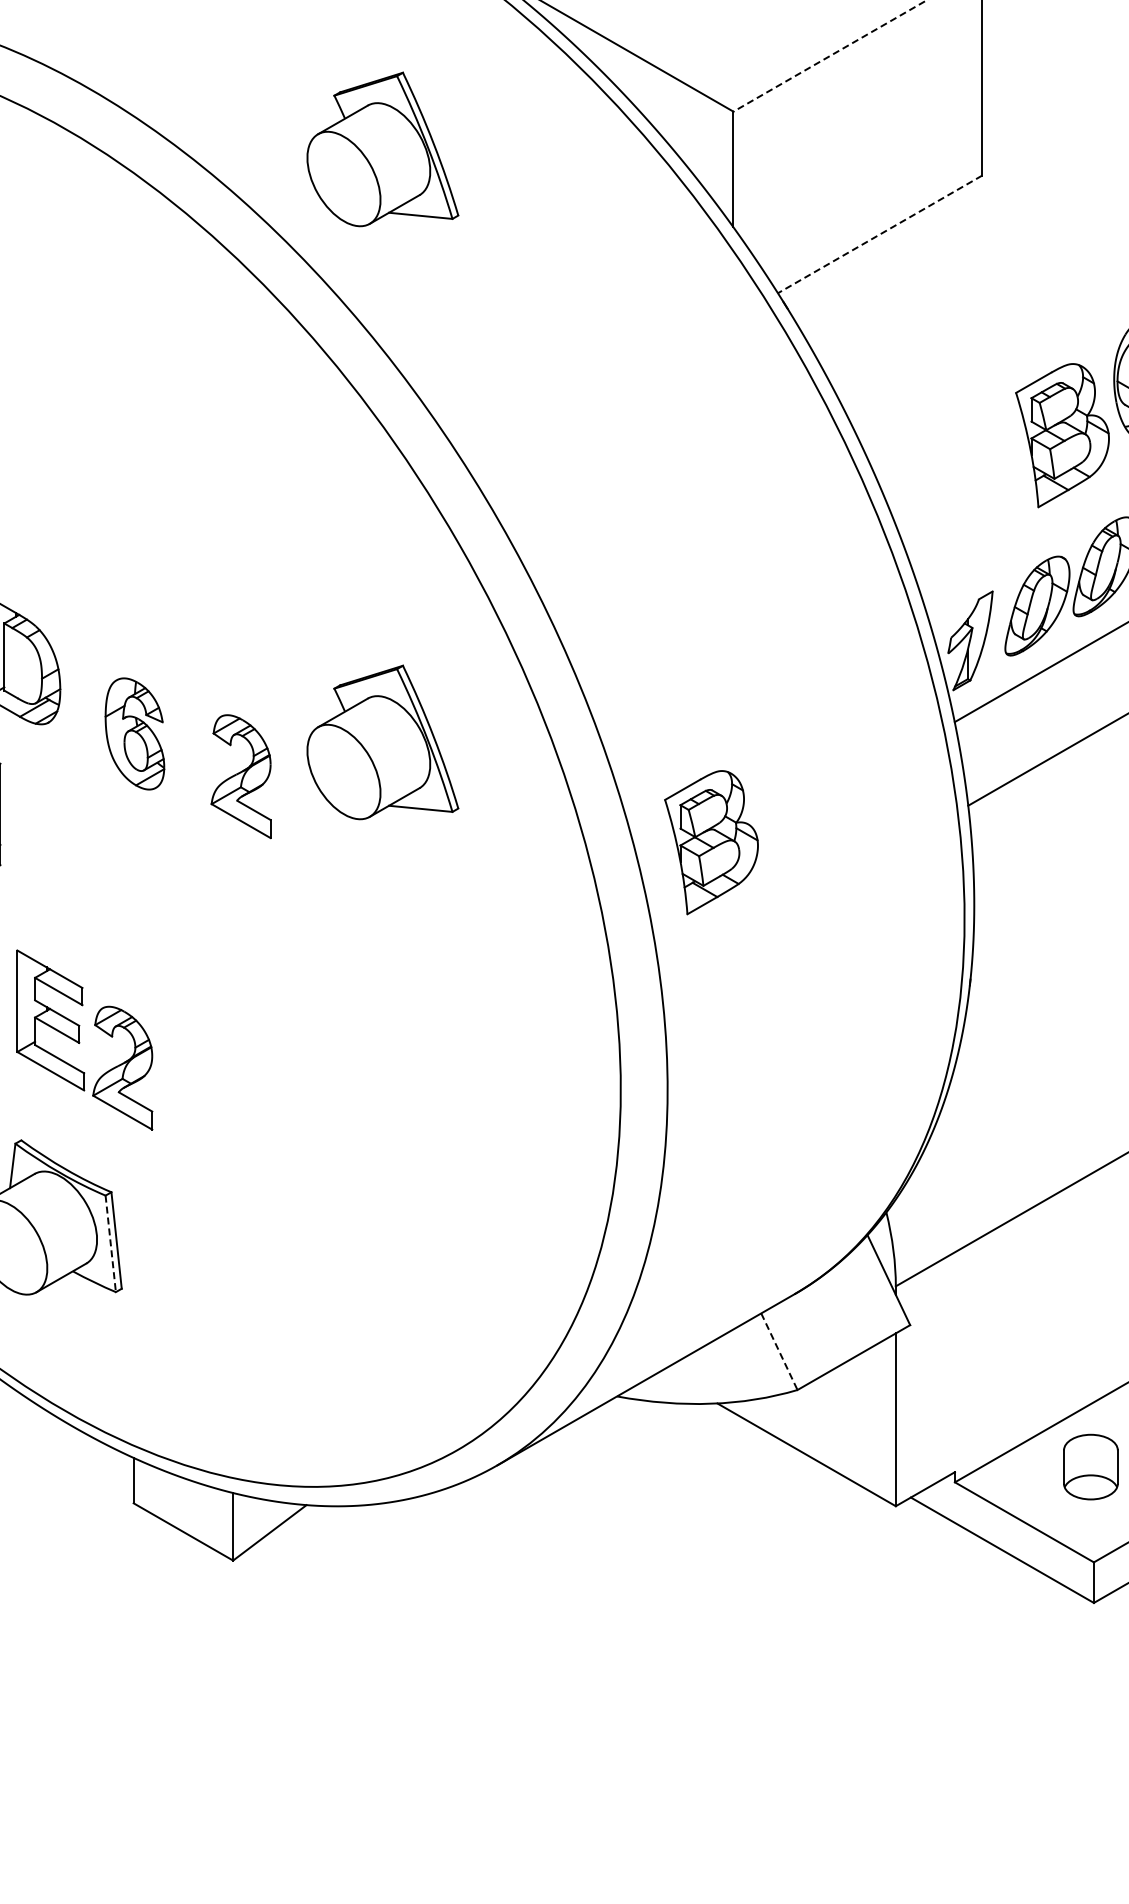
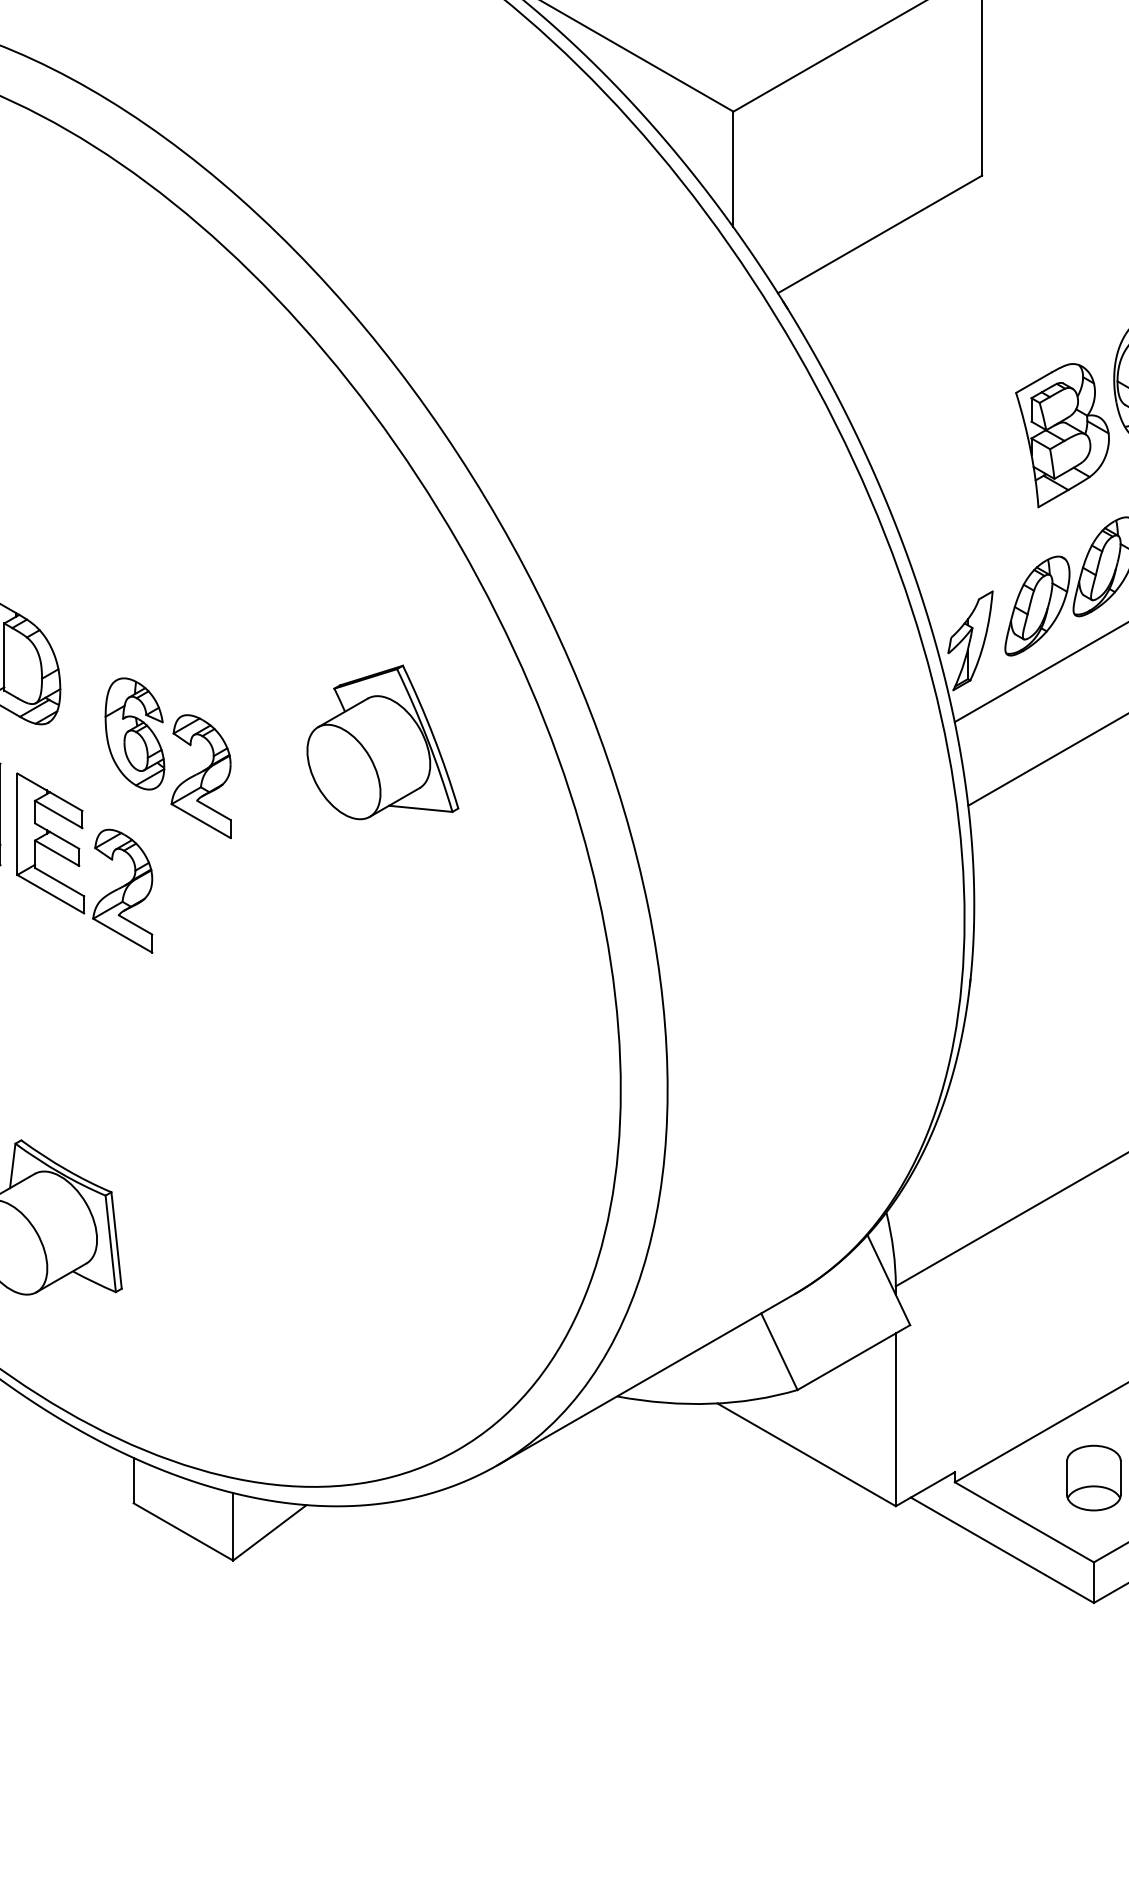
line: dashed -> solid (829, 56)
part: present -> none (382, 149)
line: dashed -> solid (880, 234)
part position: (240, 776) -> (200, 776) (200, 776)
part: present -> none (711, 842)
part position: (84, 1039) -> (84, 862) (84, 862)
line: dashed -> solid (110, 1243)
line: dashed -> solid (779, 1352)
part position: (1090, 1466) -> (1093, 1477) (1093, 1477)
